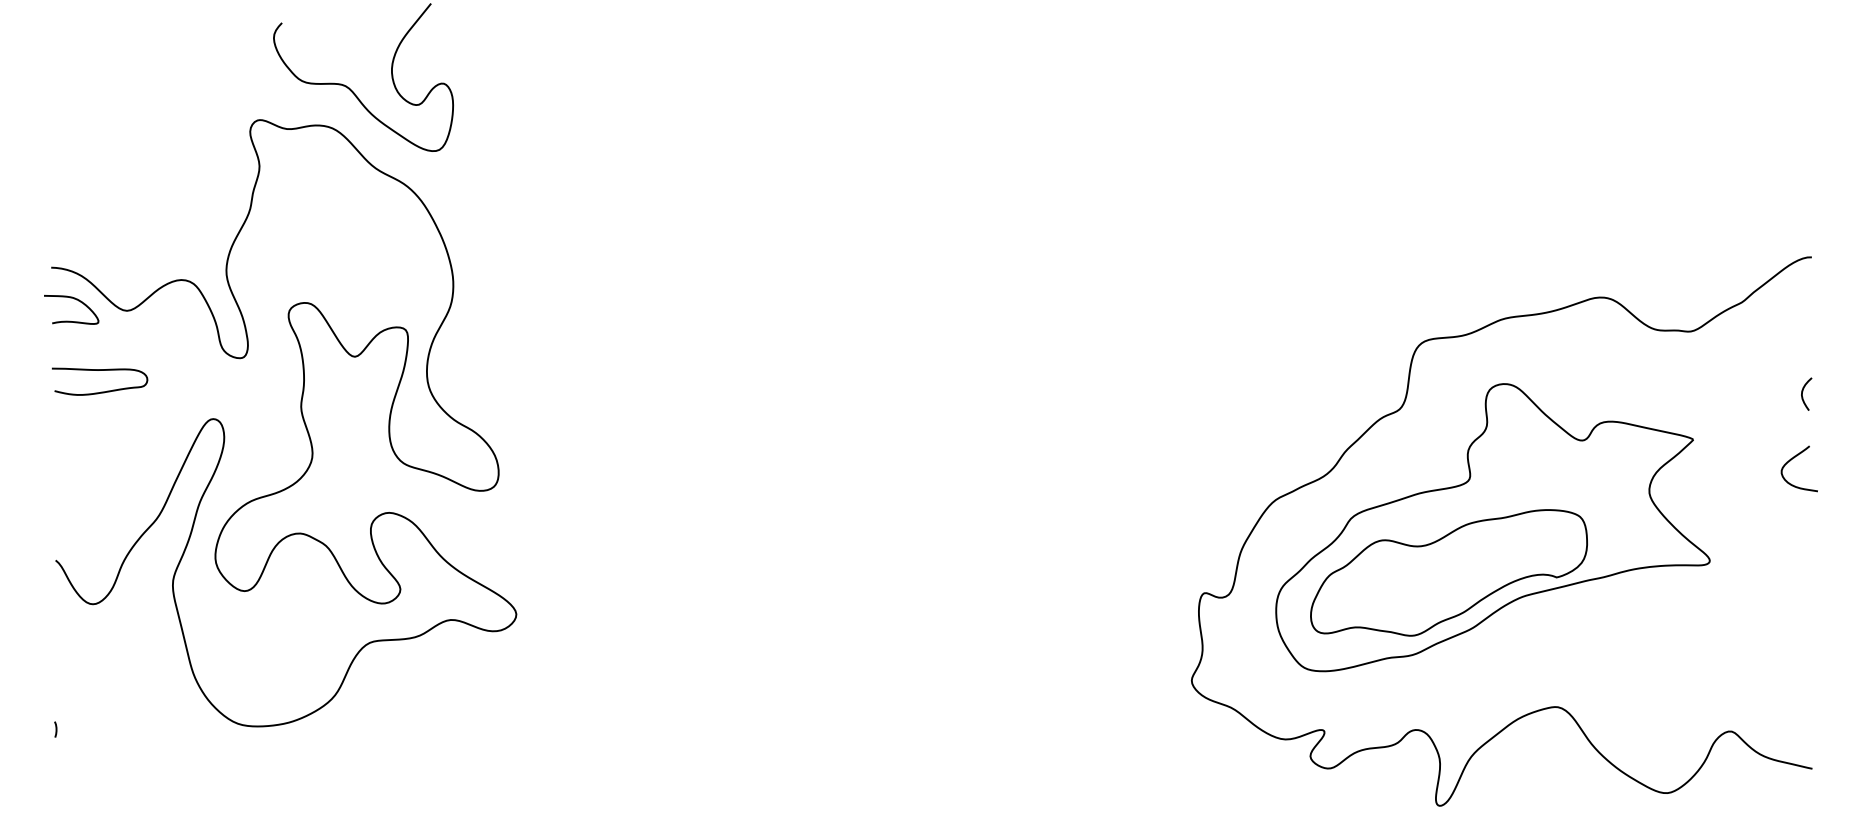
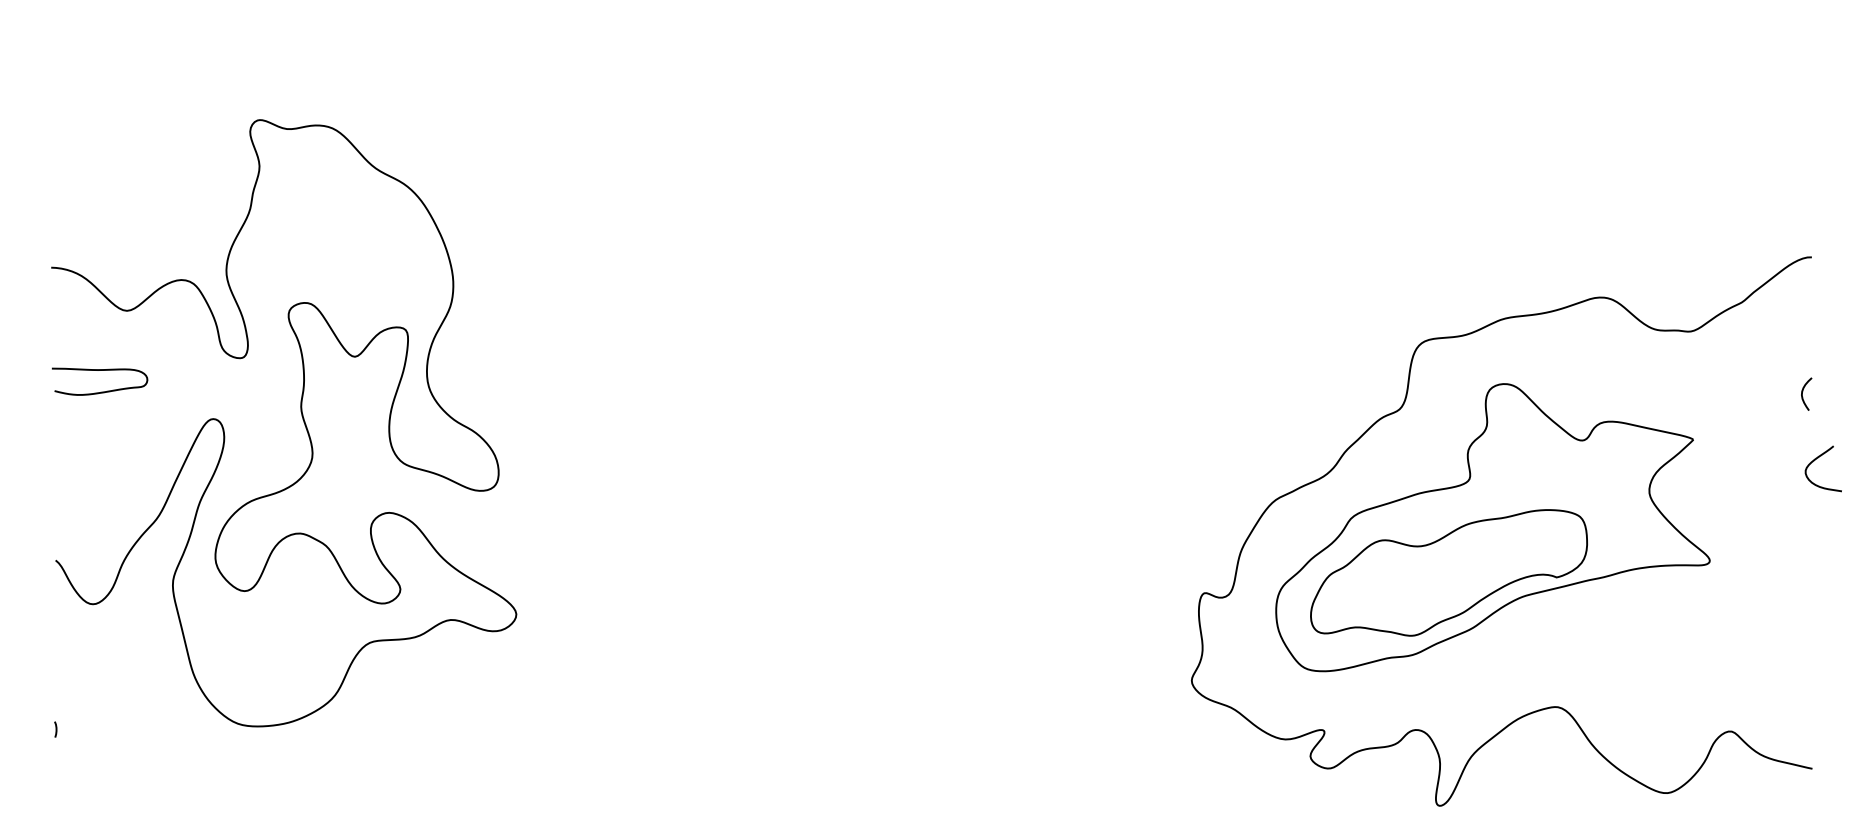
curve: present -> none (351, 89)
curve: present -> none (76, 300)
curve position: (1791, 460) -> (1815, 460) (1815, 460)
